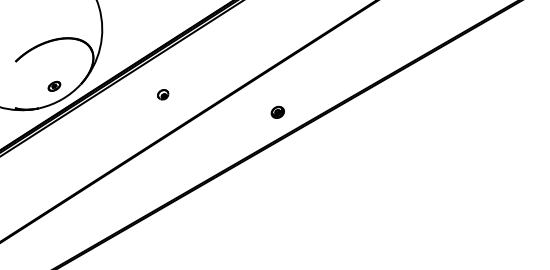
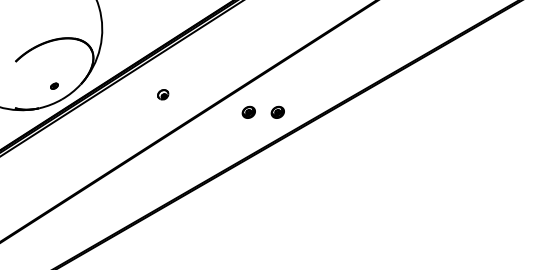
part size: 15x12 px -> 9x8 px (54, 85)
part: none -> present (248, 111)
